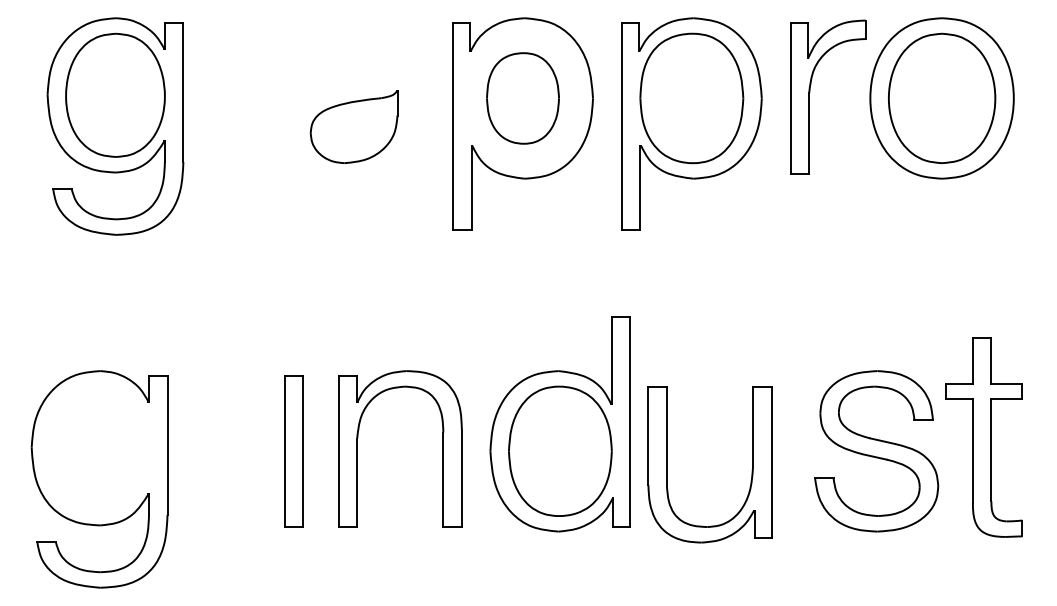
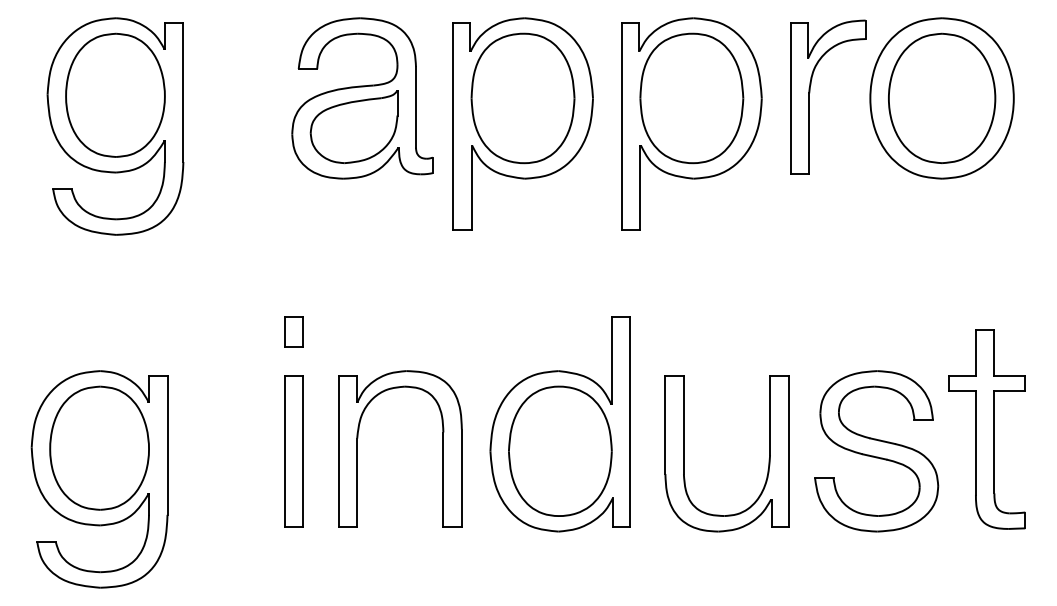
part: none -> present (362, 98)
part size: 74x93 px -> 106x133 px (522, 98)
part: none -> present (293, 331)
part position: (983, 437) -> (986, 429) (986, 429)
part: none -> present (99, 447)
part position: (667, 464) -> (684, 453) (684, 453)
